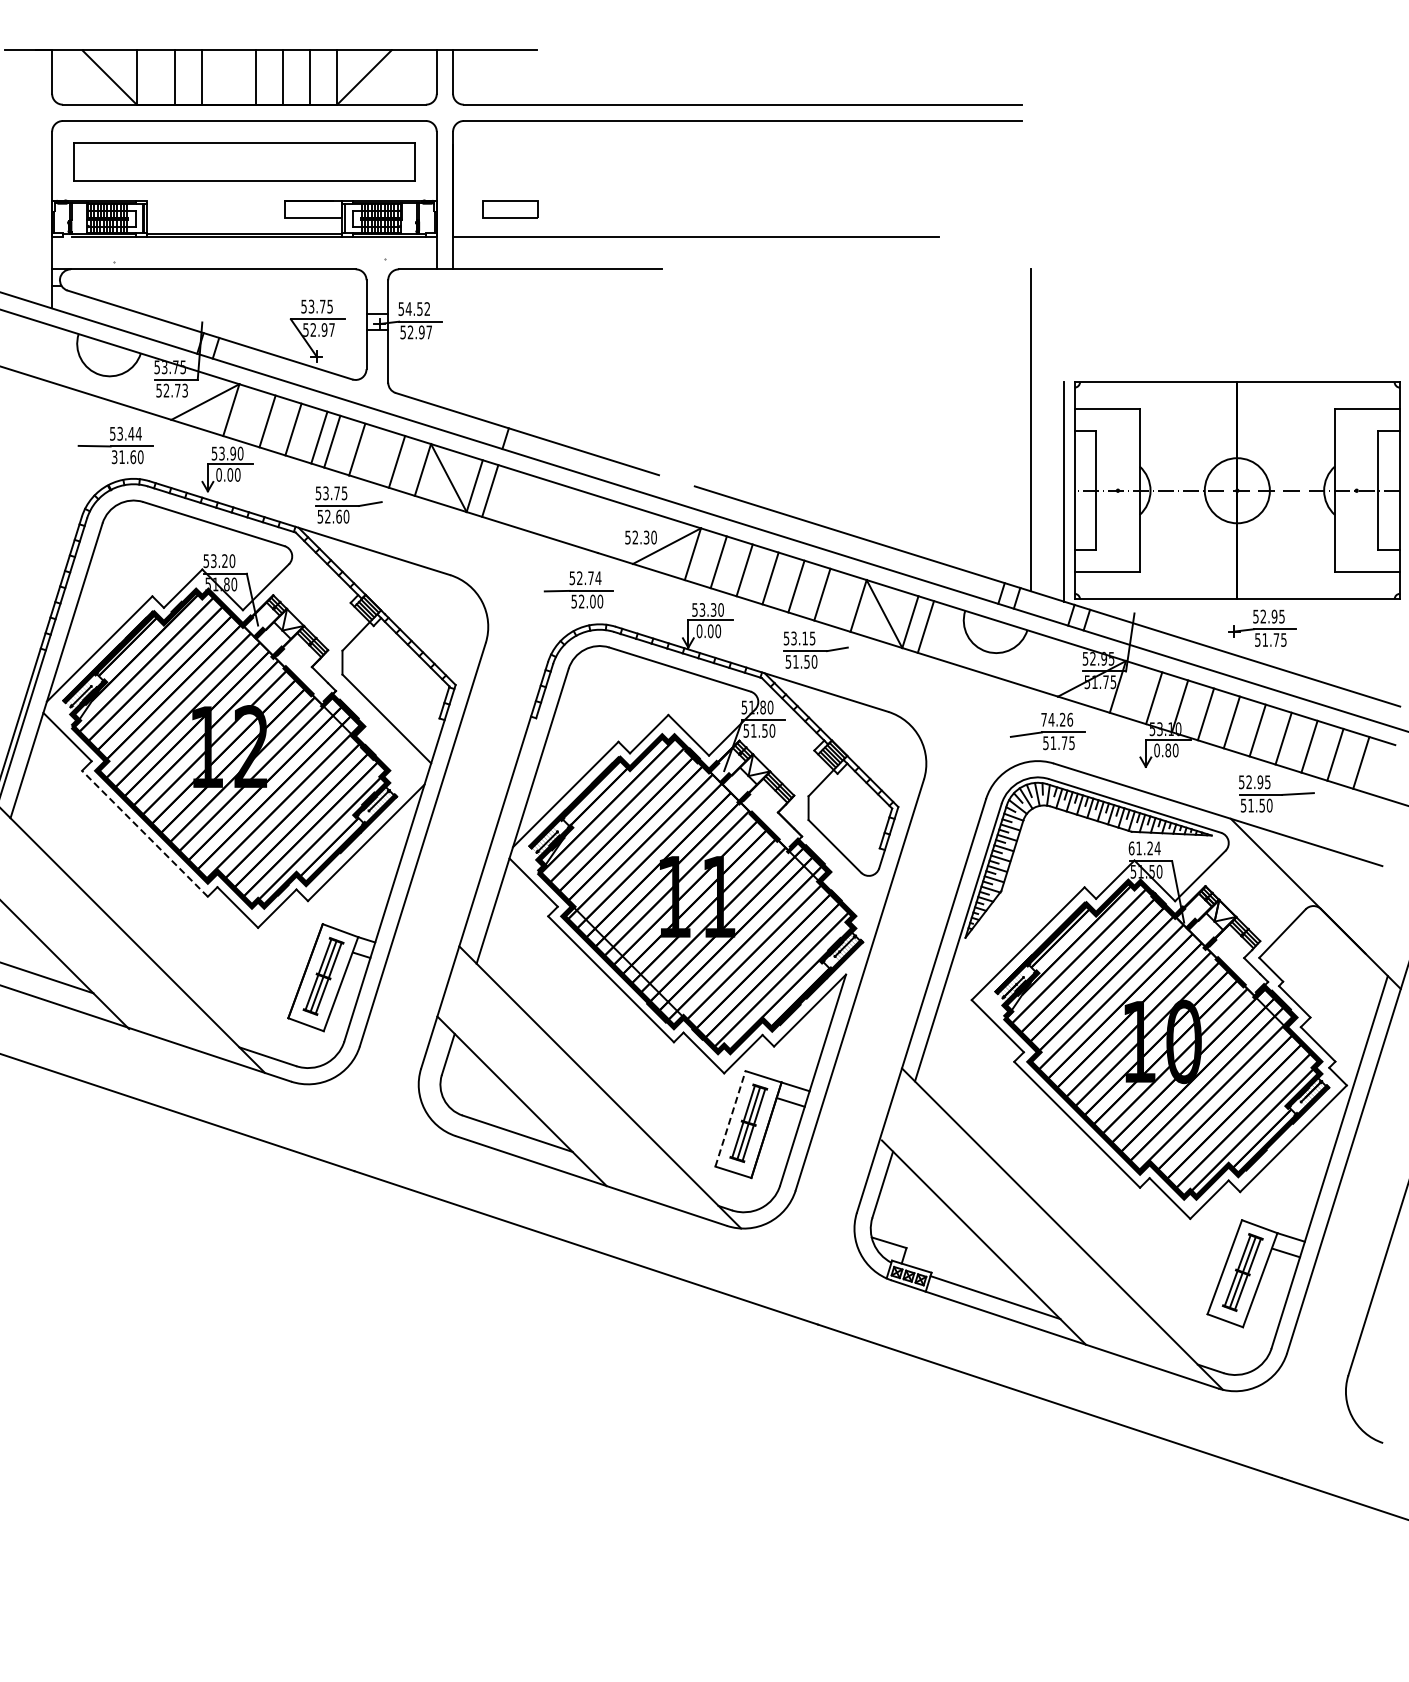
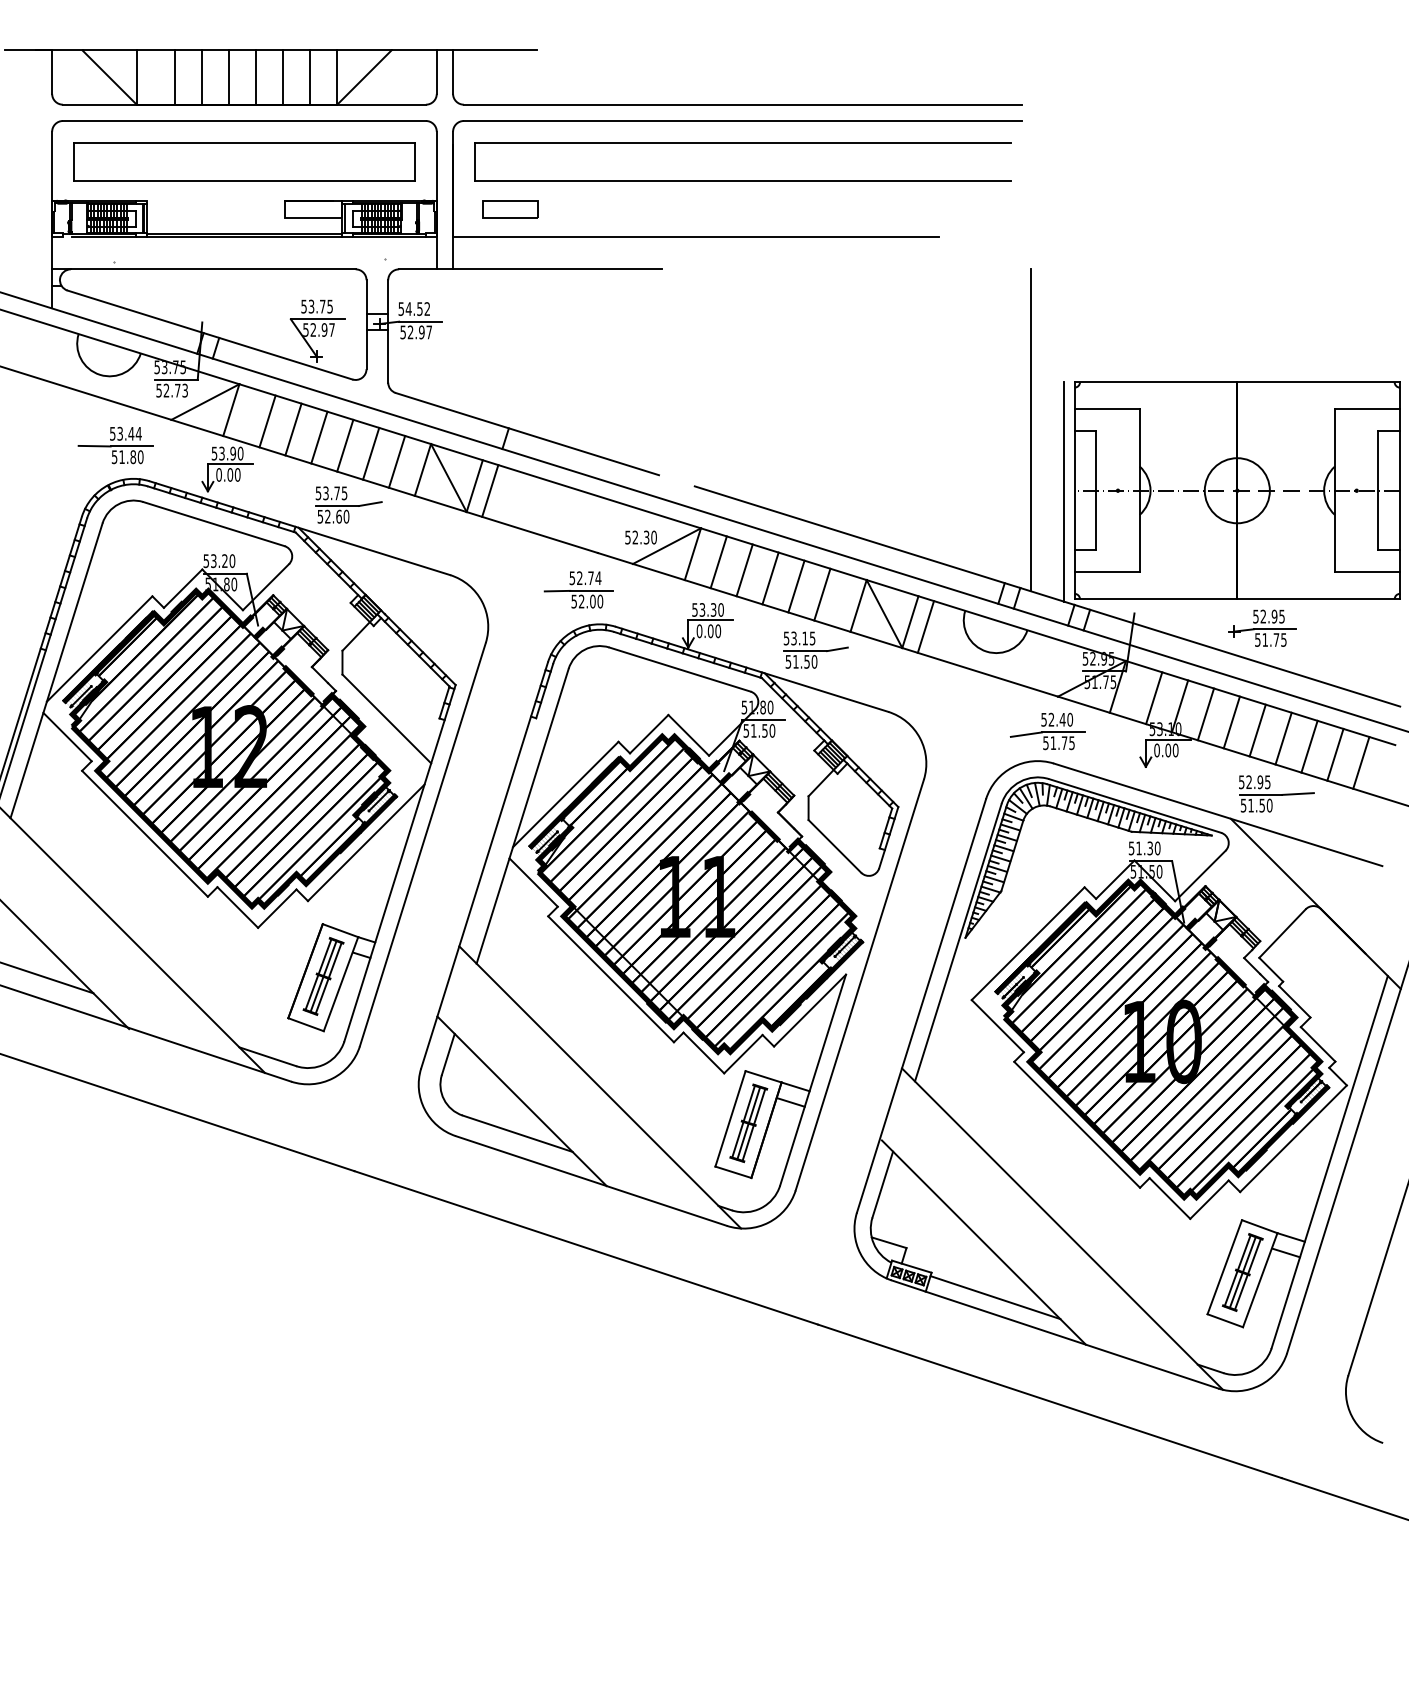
line: none -> present (228, 77)
part: none -> present (742, 143)
line position: (332, 441) -> (345, 445) (345, 445)
line position: (357, 449) -> (371, 453) (371, 453)
text: 31.60 -> 51.80 (124, 456)
text: 74.26 -> 52.40 (1057, 719)
text: 0.80 -> 0.00 (1168, 750)
line: dashed -> solid (144, 833)
text: 61.24 -> 51.30 (1144, 848)
line: dashed -> solid (730, 1118)
